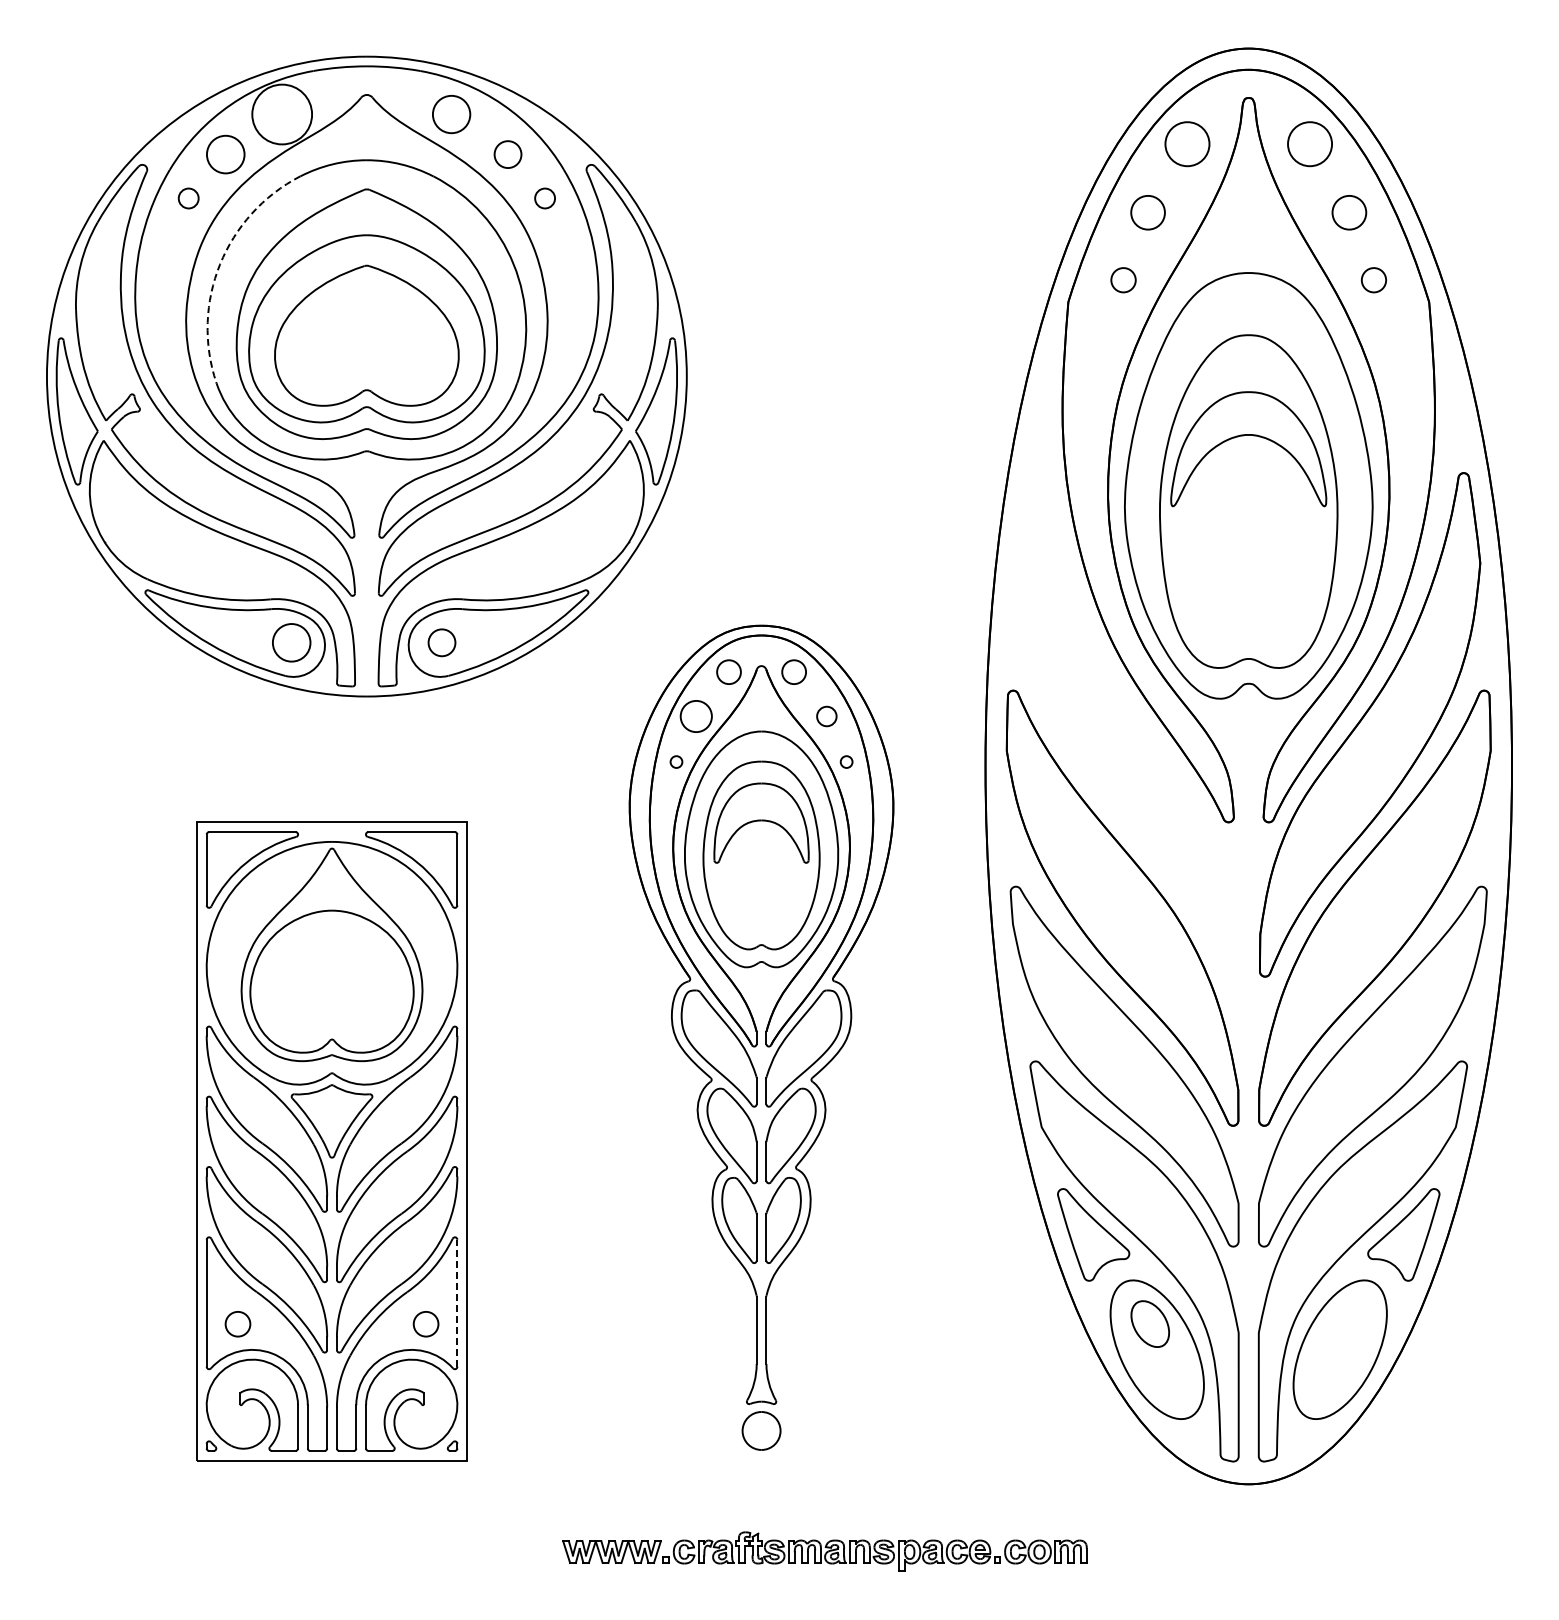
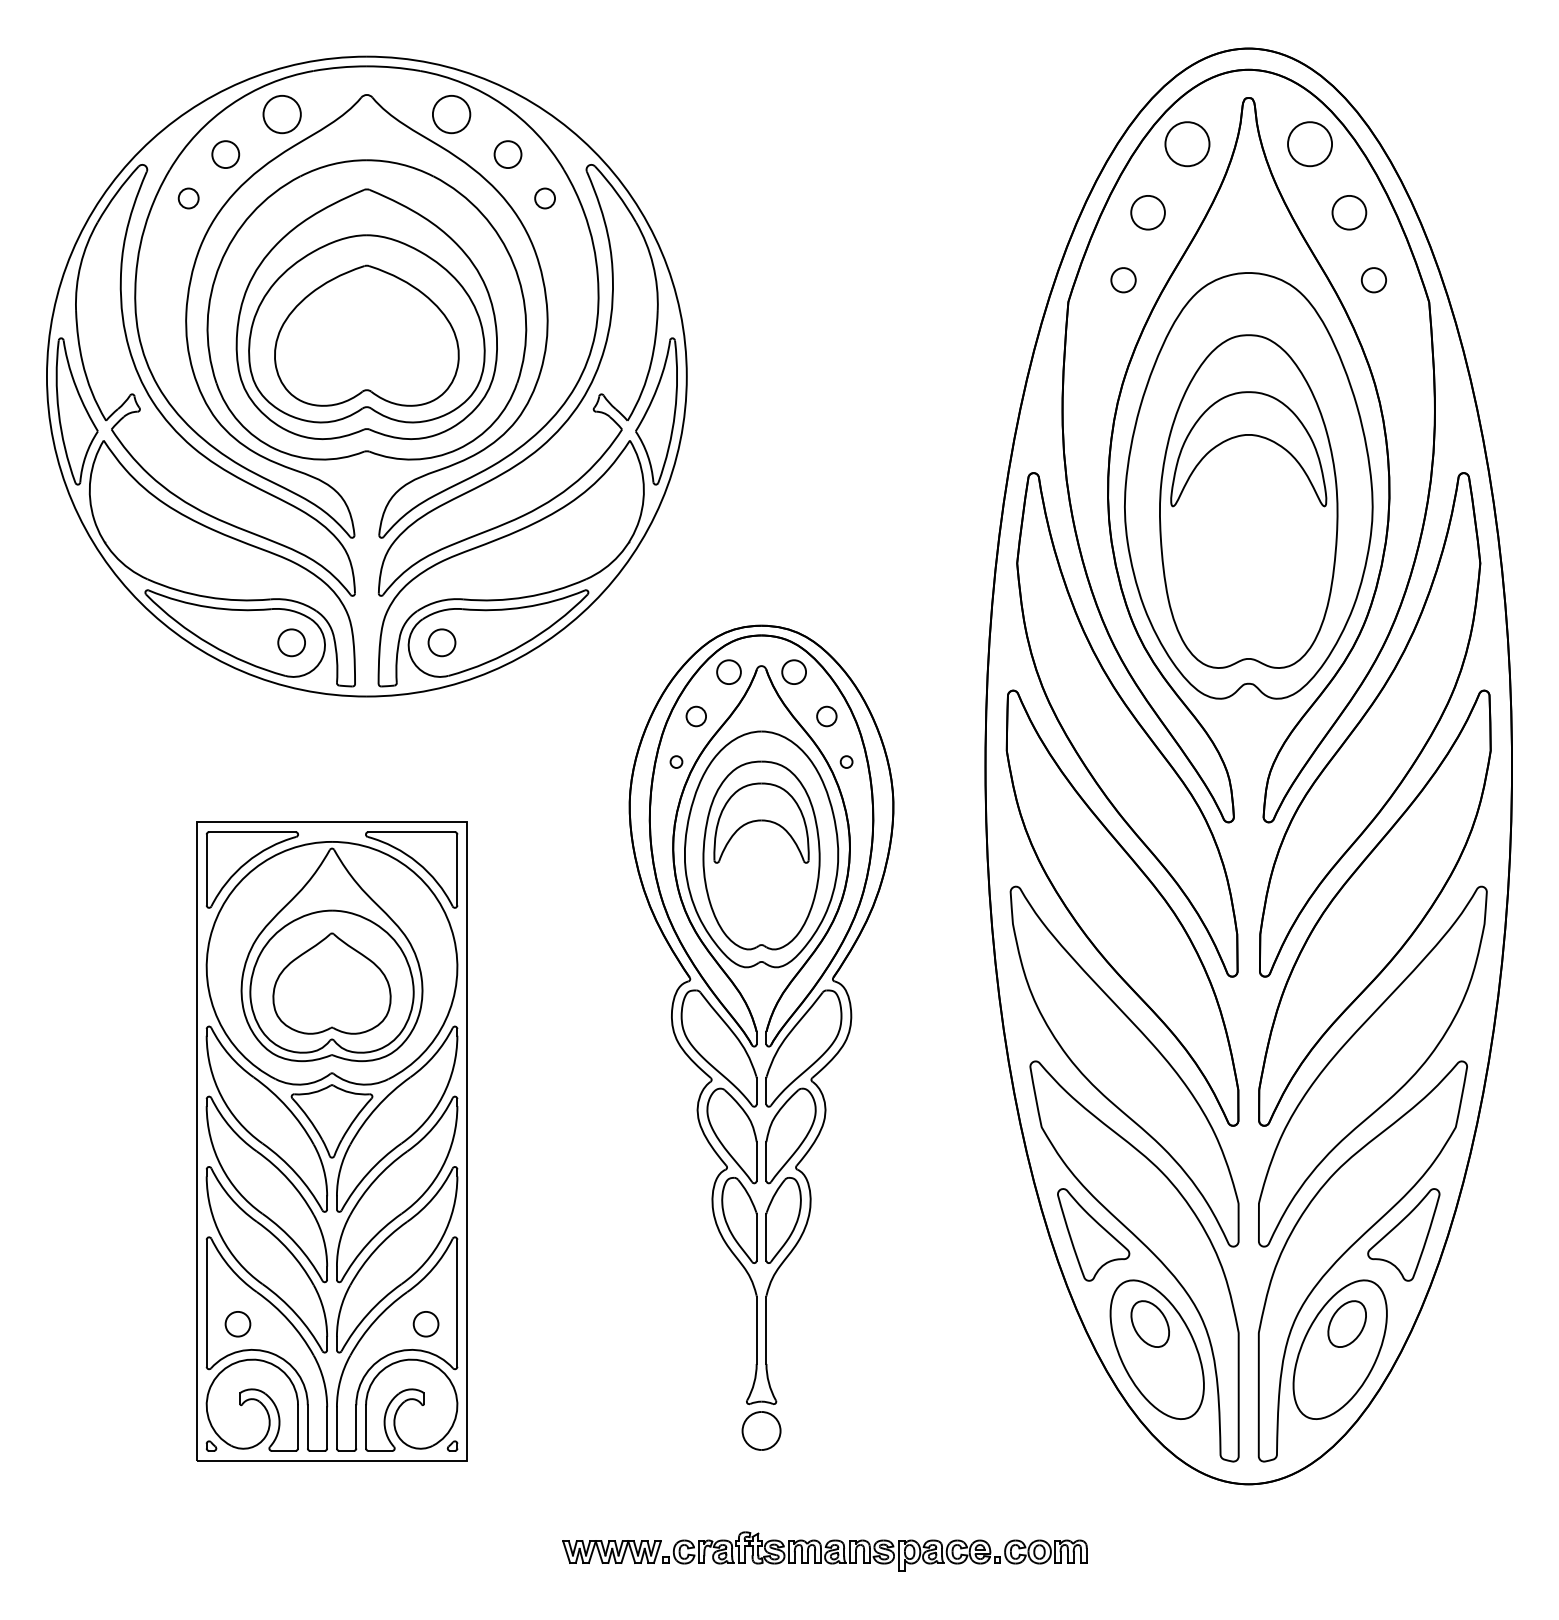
circle diameter: 60 px -> 37 px (281, 114)
circle diameter: 38 px -> 27 px (225, 154)
arc: dashed -> solid (220, 264)
circle diameter: 38 px -> 27 px (291, 642)
circle diameter: 31 px -> 20 px (696, 716)
part: none -> present (1127, 724)
part: none -> present (331, 983)
line: dashed -> solid (457, 1303)
part: none -> present (1346, 1323)
